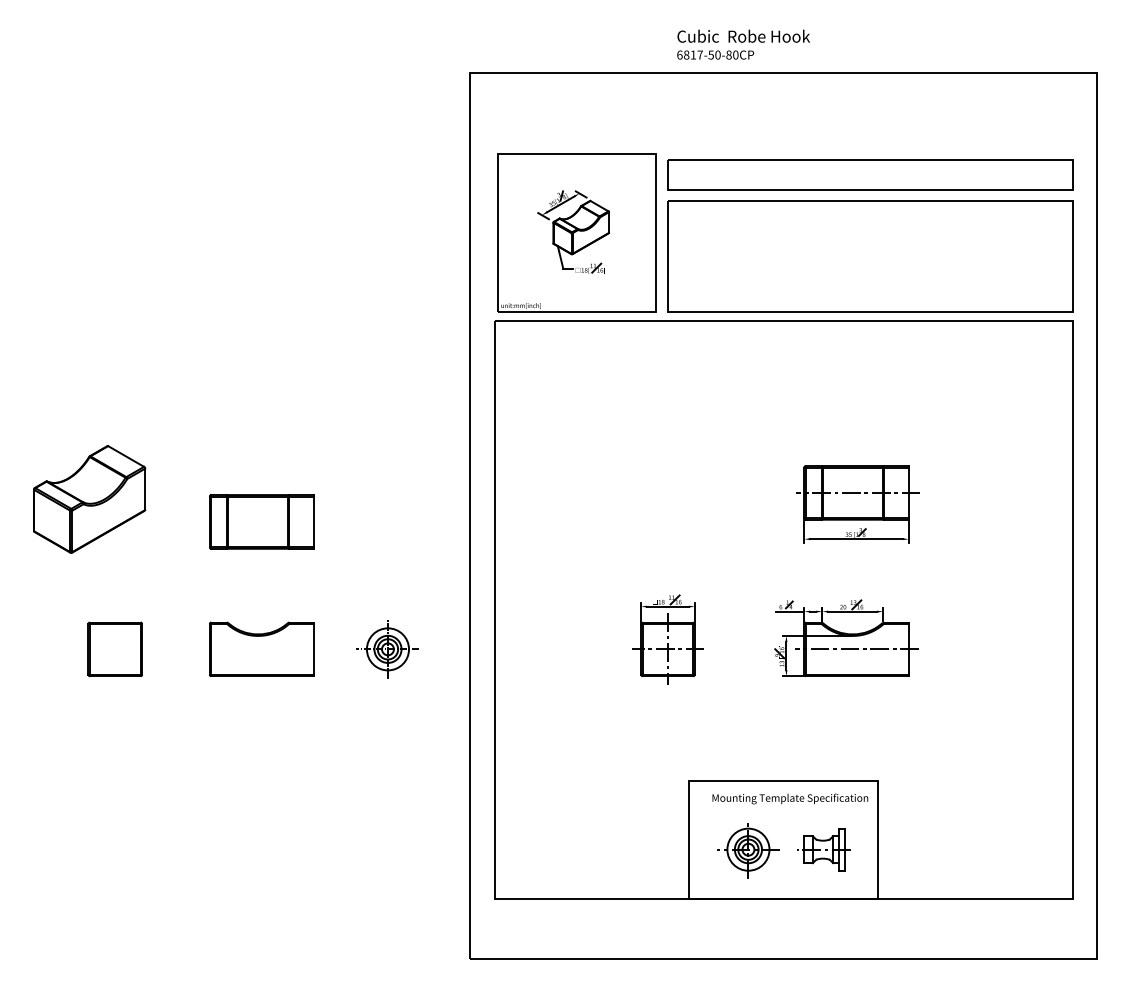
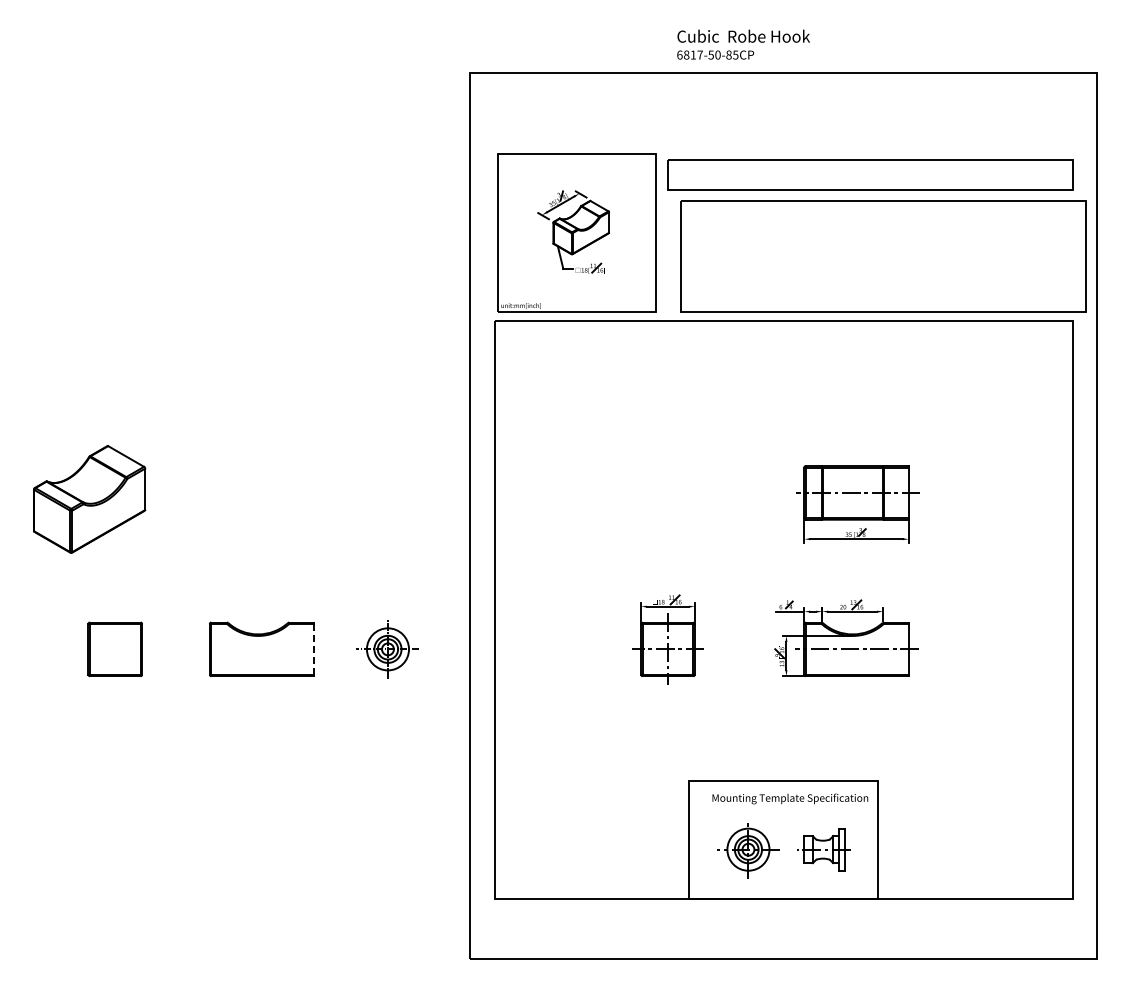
text: 6817-50-80CP -> 6817-50-85CP (735, 54)
part position: (870, 256) -> (883, 256) (883, 256)
part: present -> none (261, 521)
line: solid -> dashed (314, 648)
